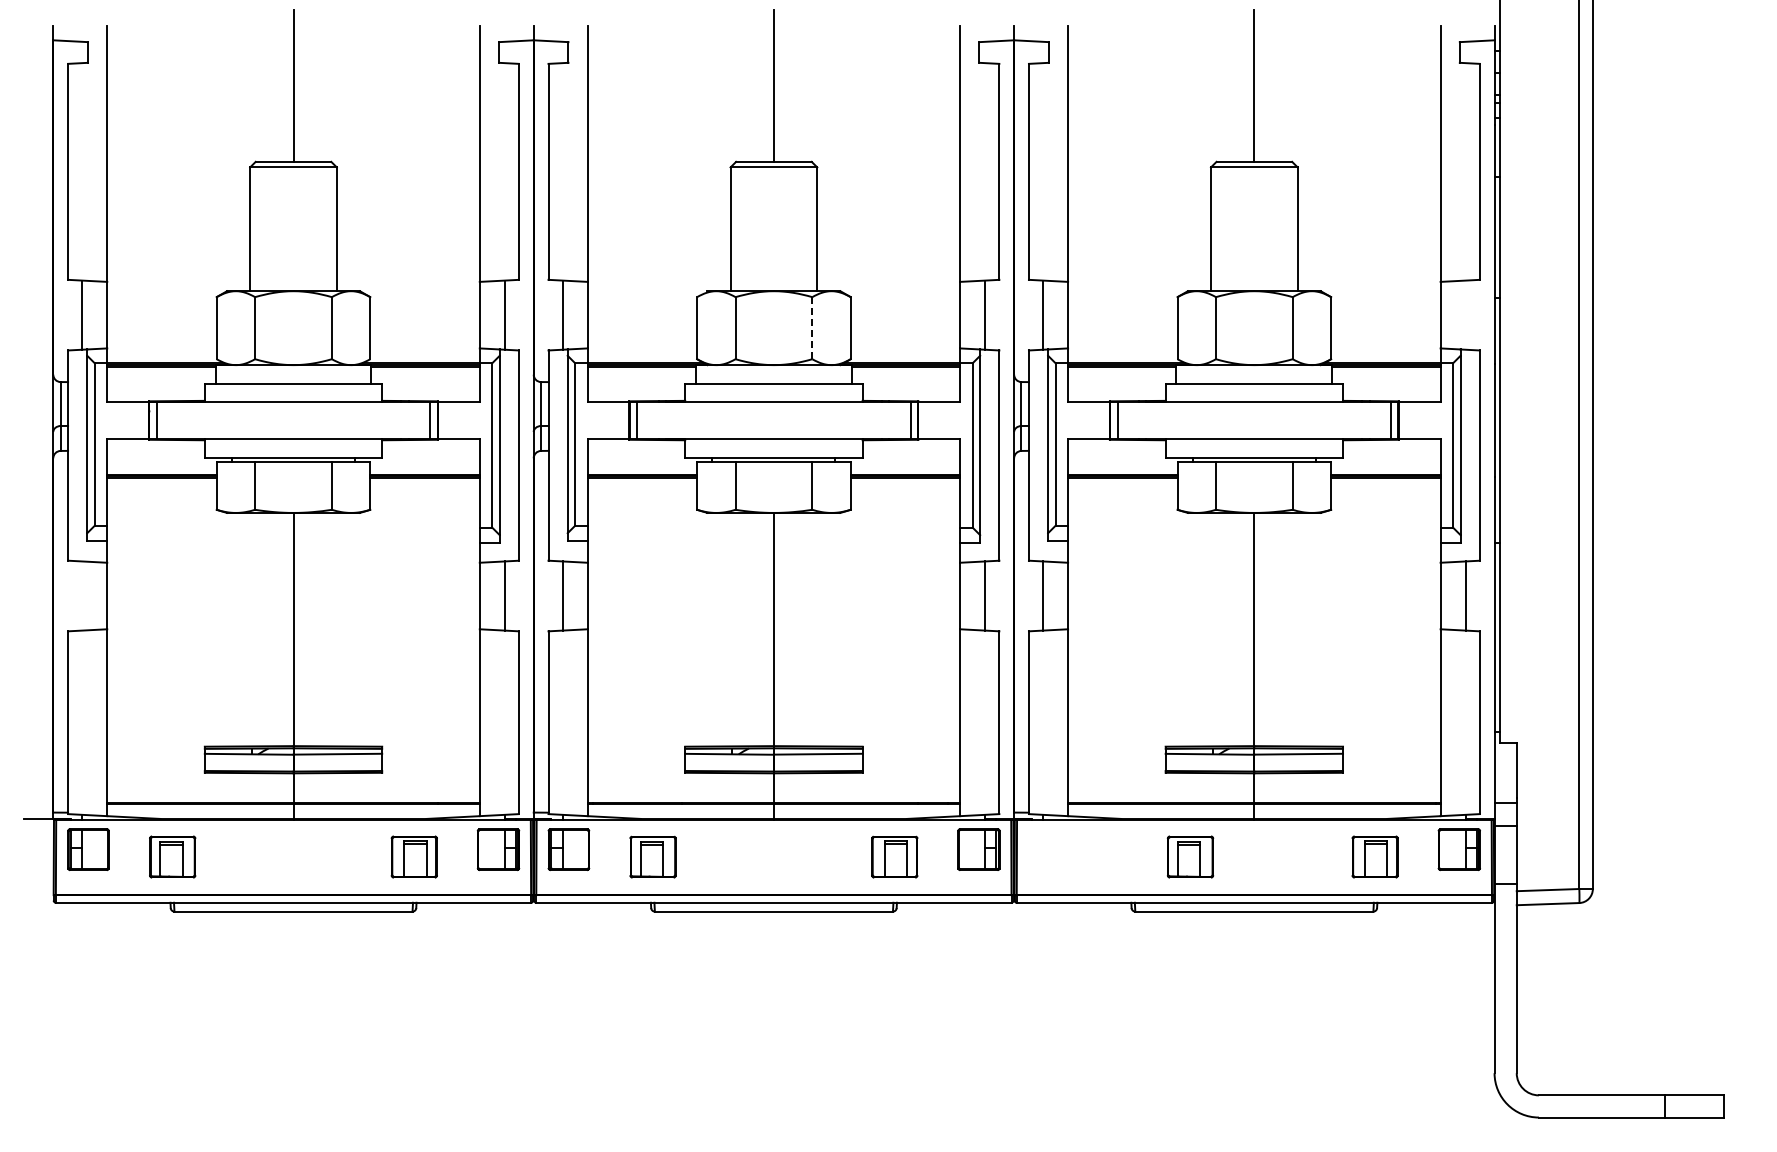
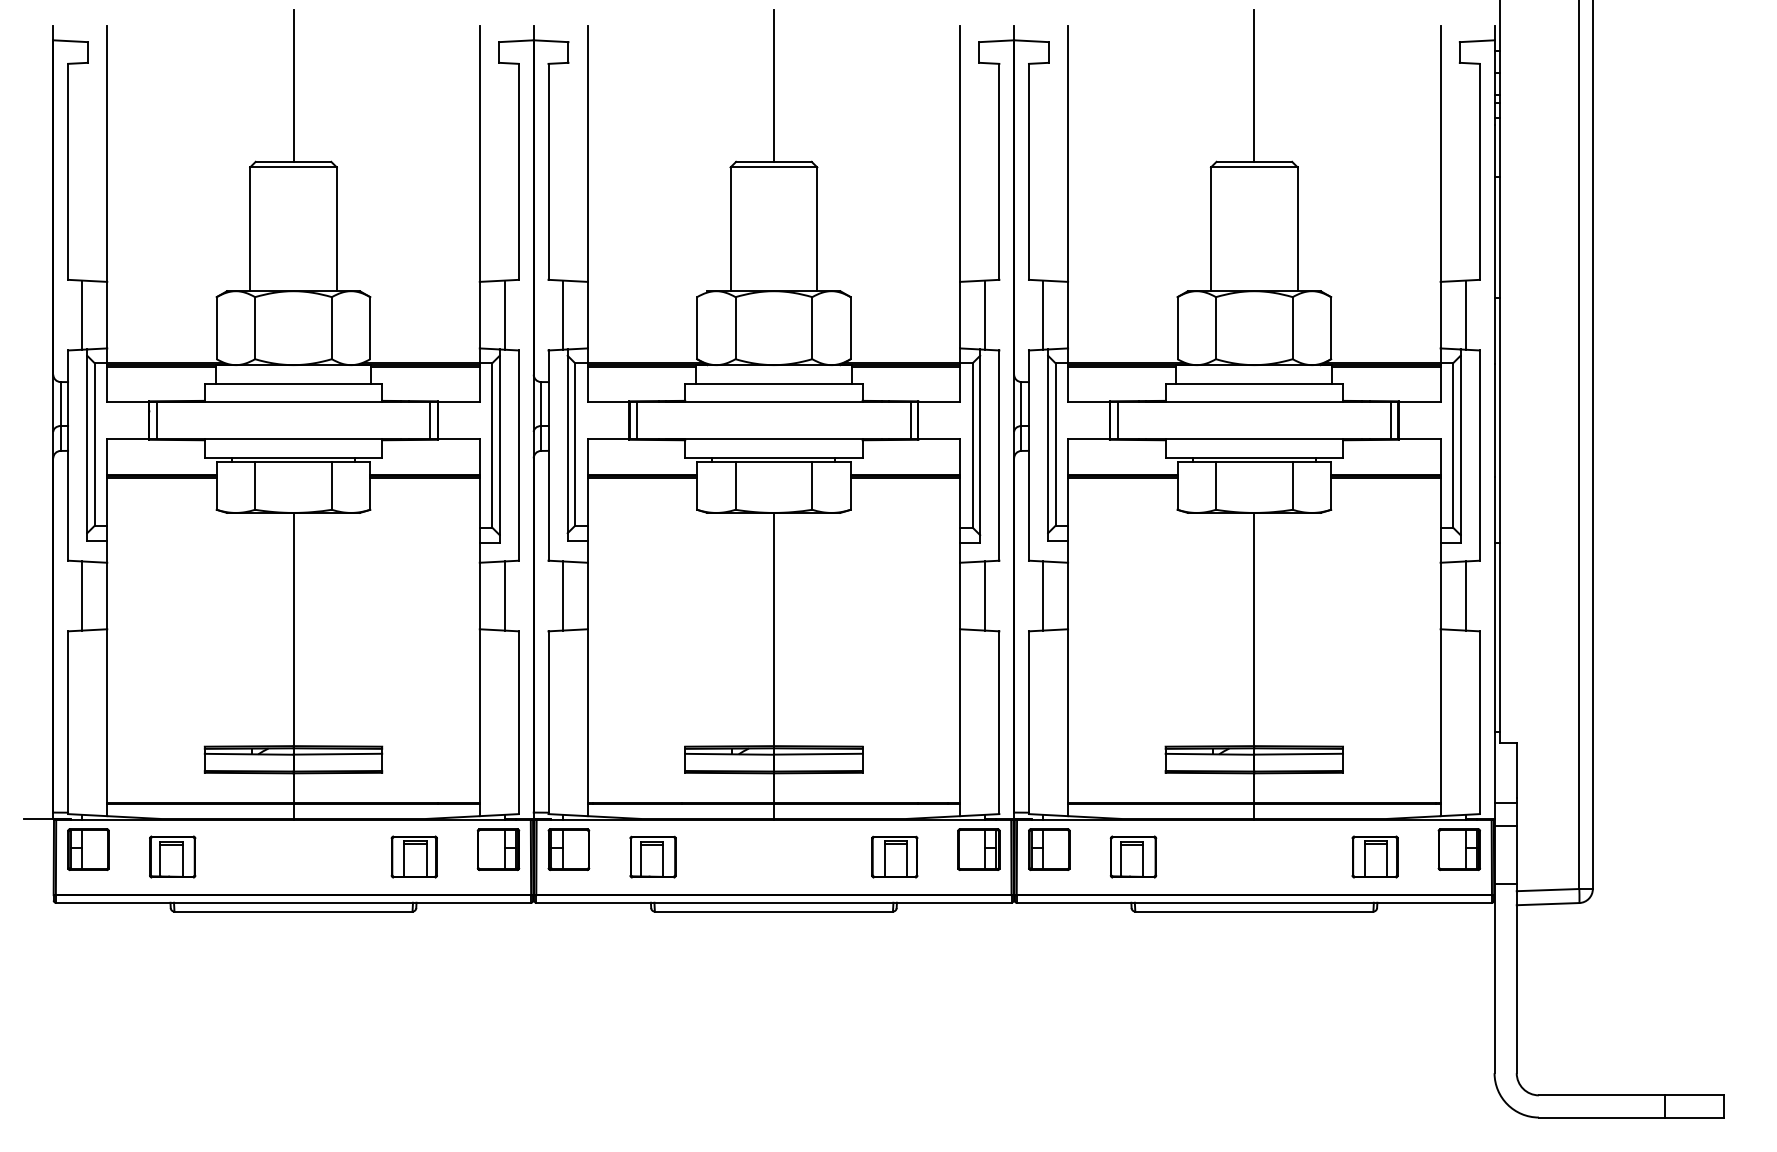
line: none -> present (1465, 314)
line: dashed -> solid (812, 327)
line: none -> present (82, 595)
part: none -> present (1049, 849)
part position: (1190, 856) -> (1133, 856) (1133, 856)
